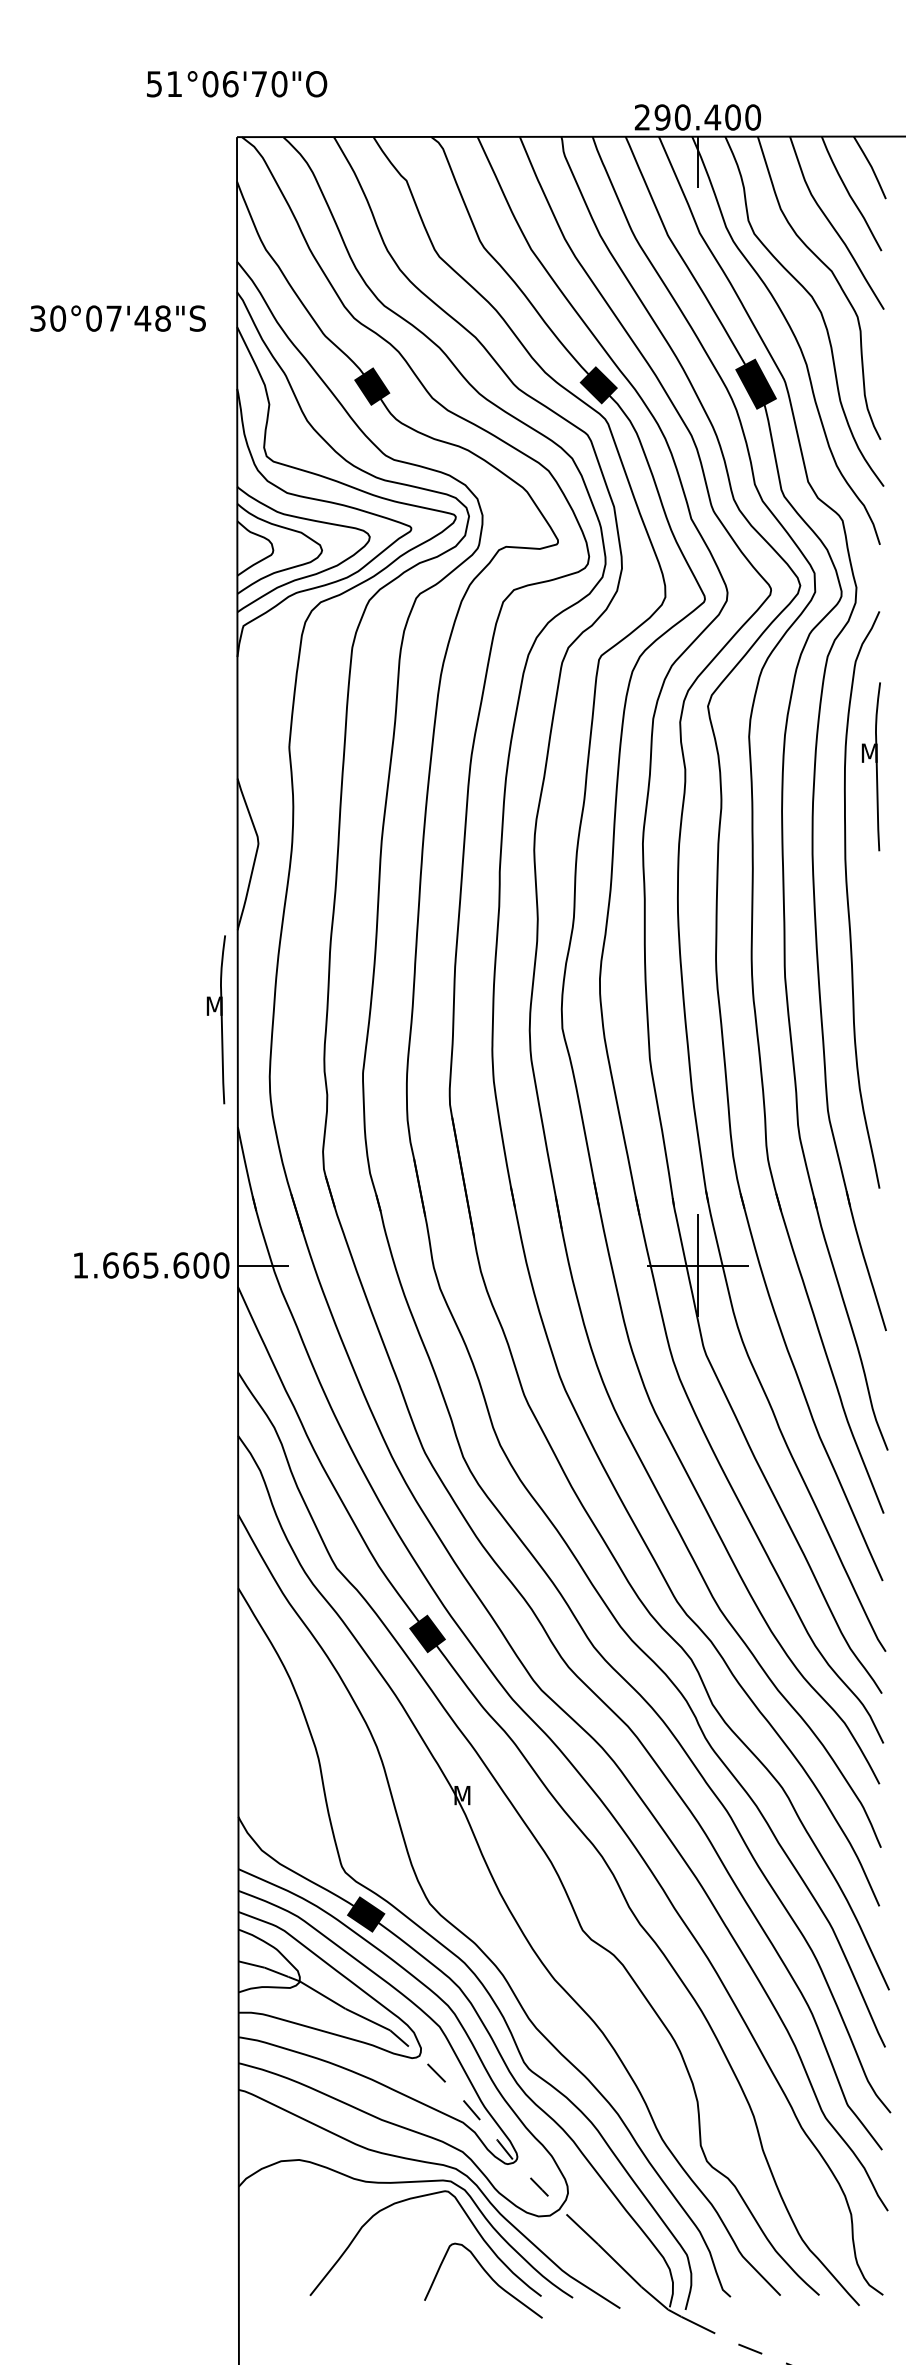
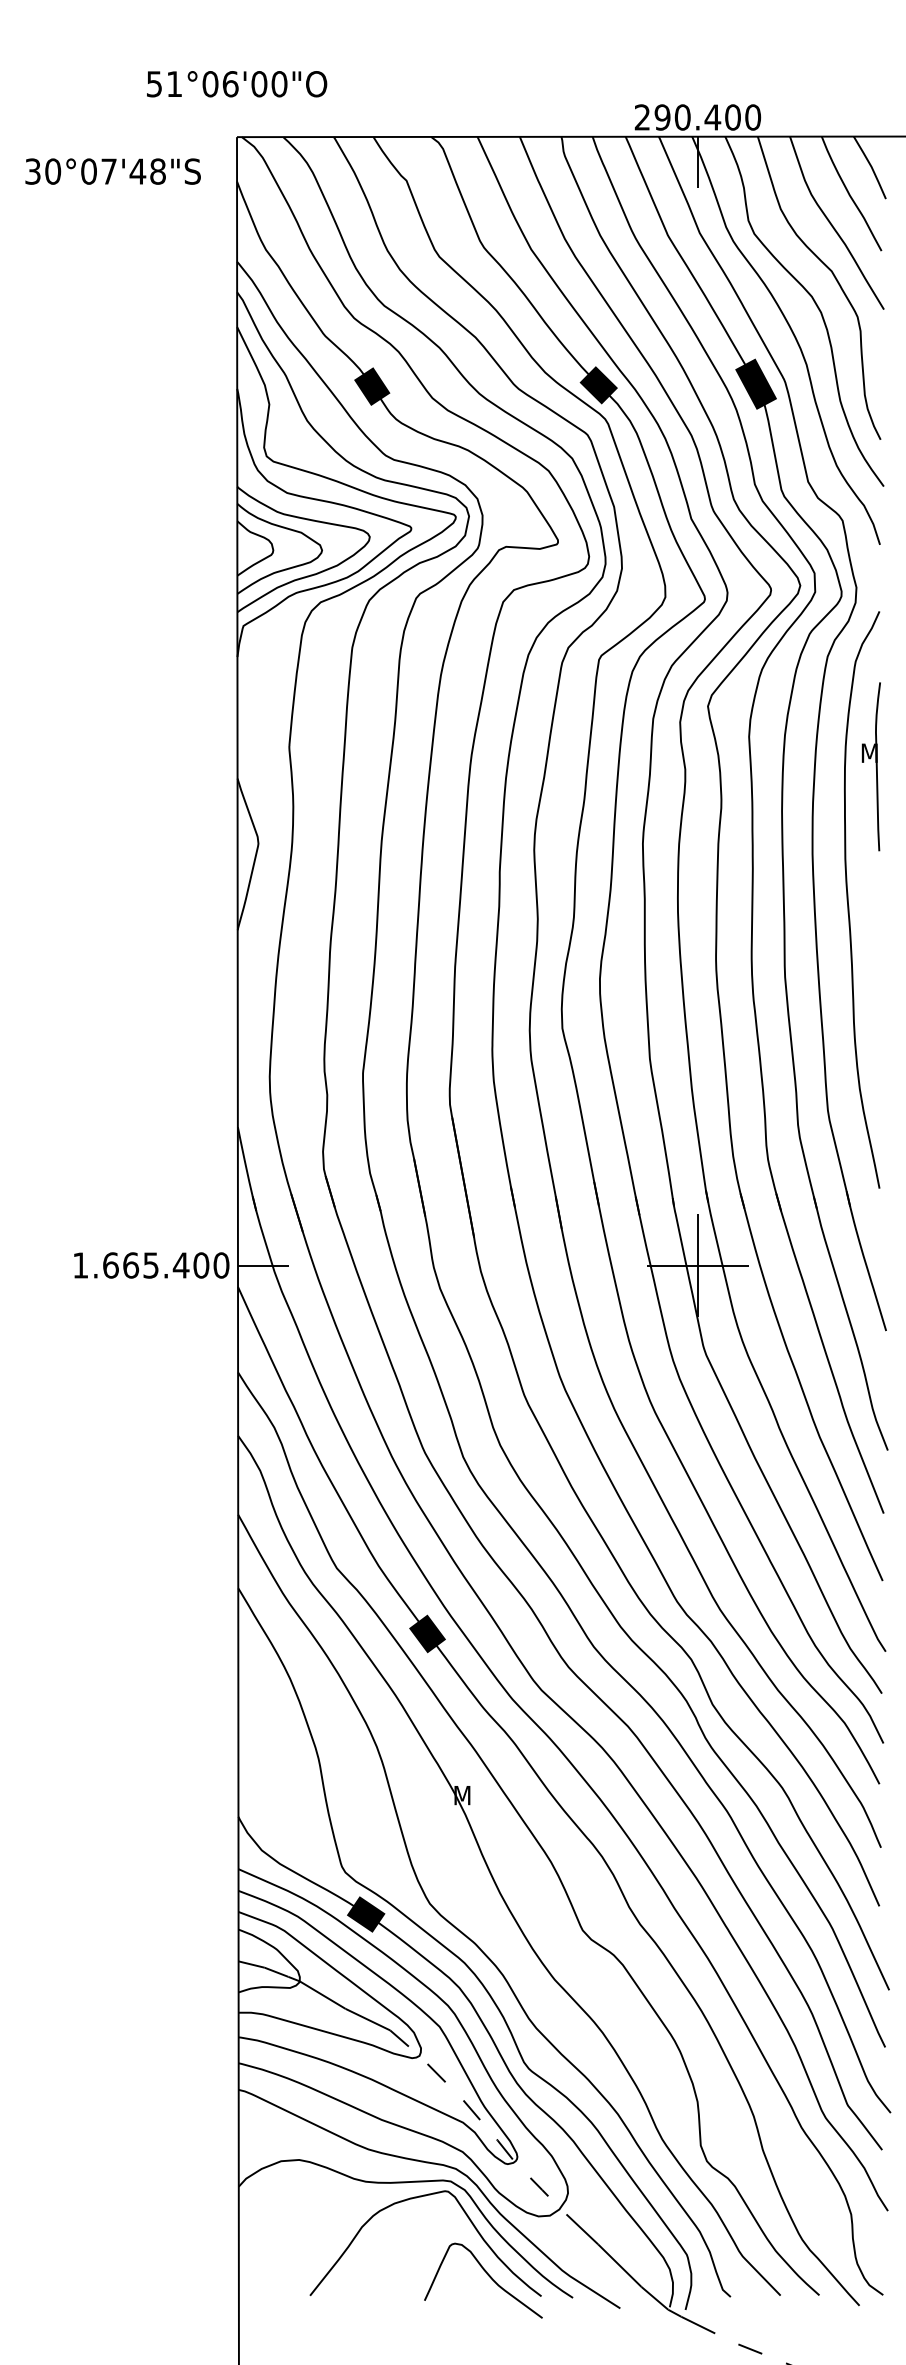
text: 51°06'70"O -> 51°06'00"O (259, 84)
text position: (117, 318) -> (112, 171) (112, 171)
part: present -> none (215, 1019)
text: 1.665.600 -> 1.665.400 (180, 1265)
